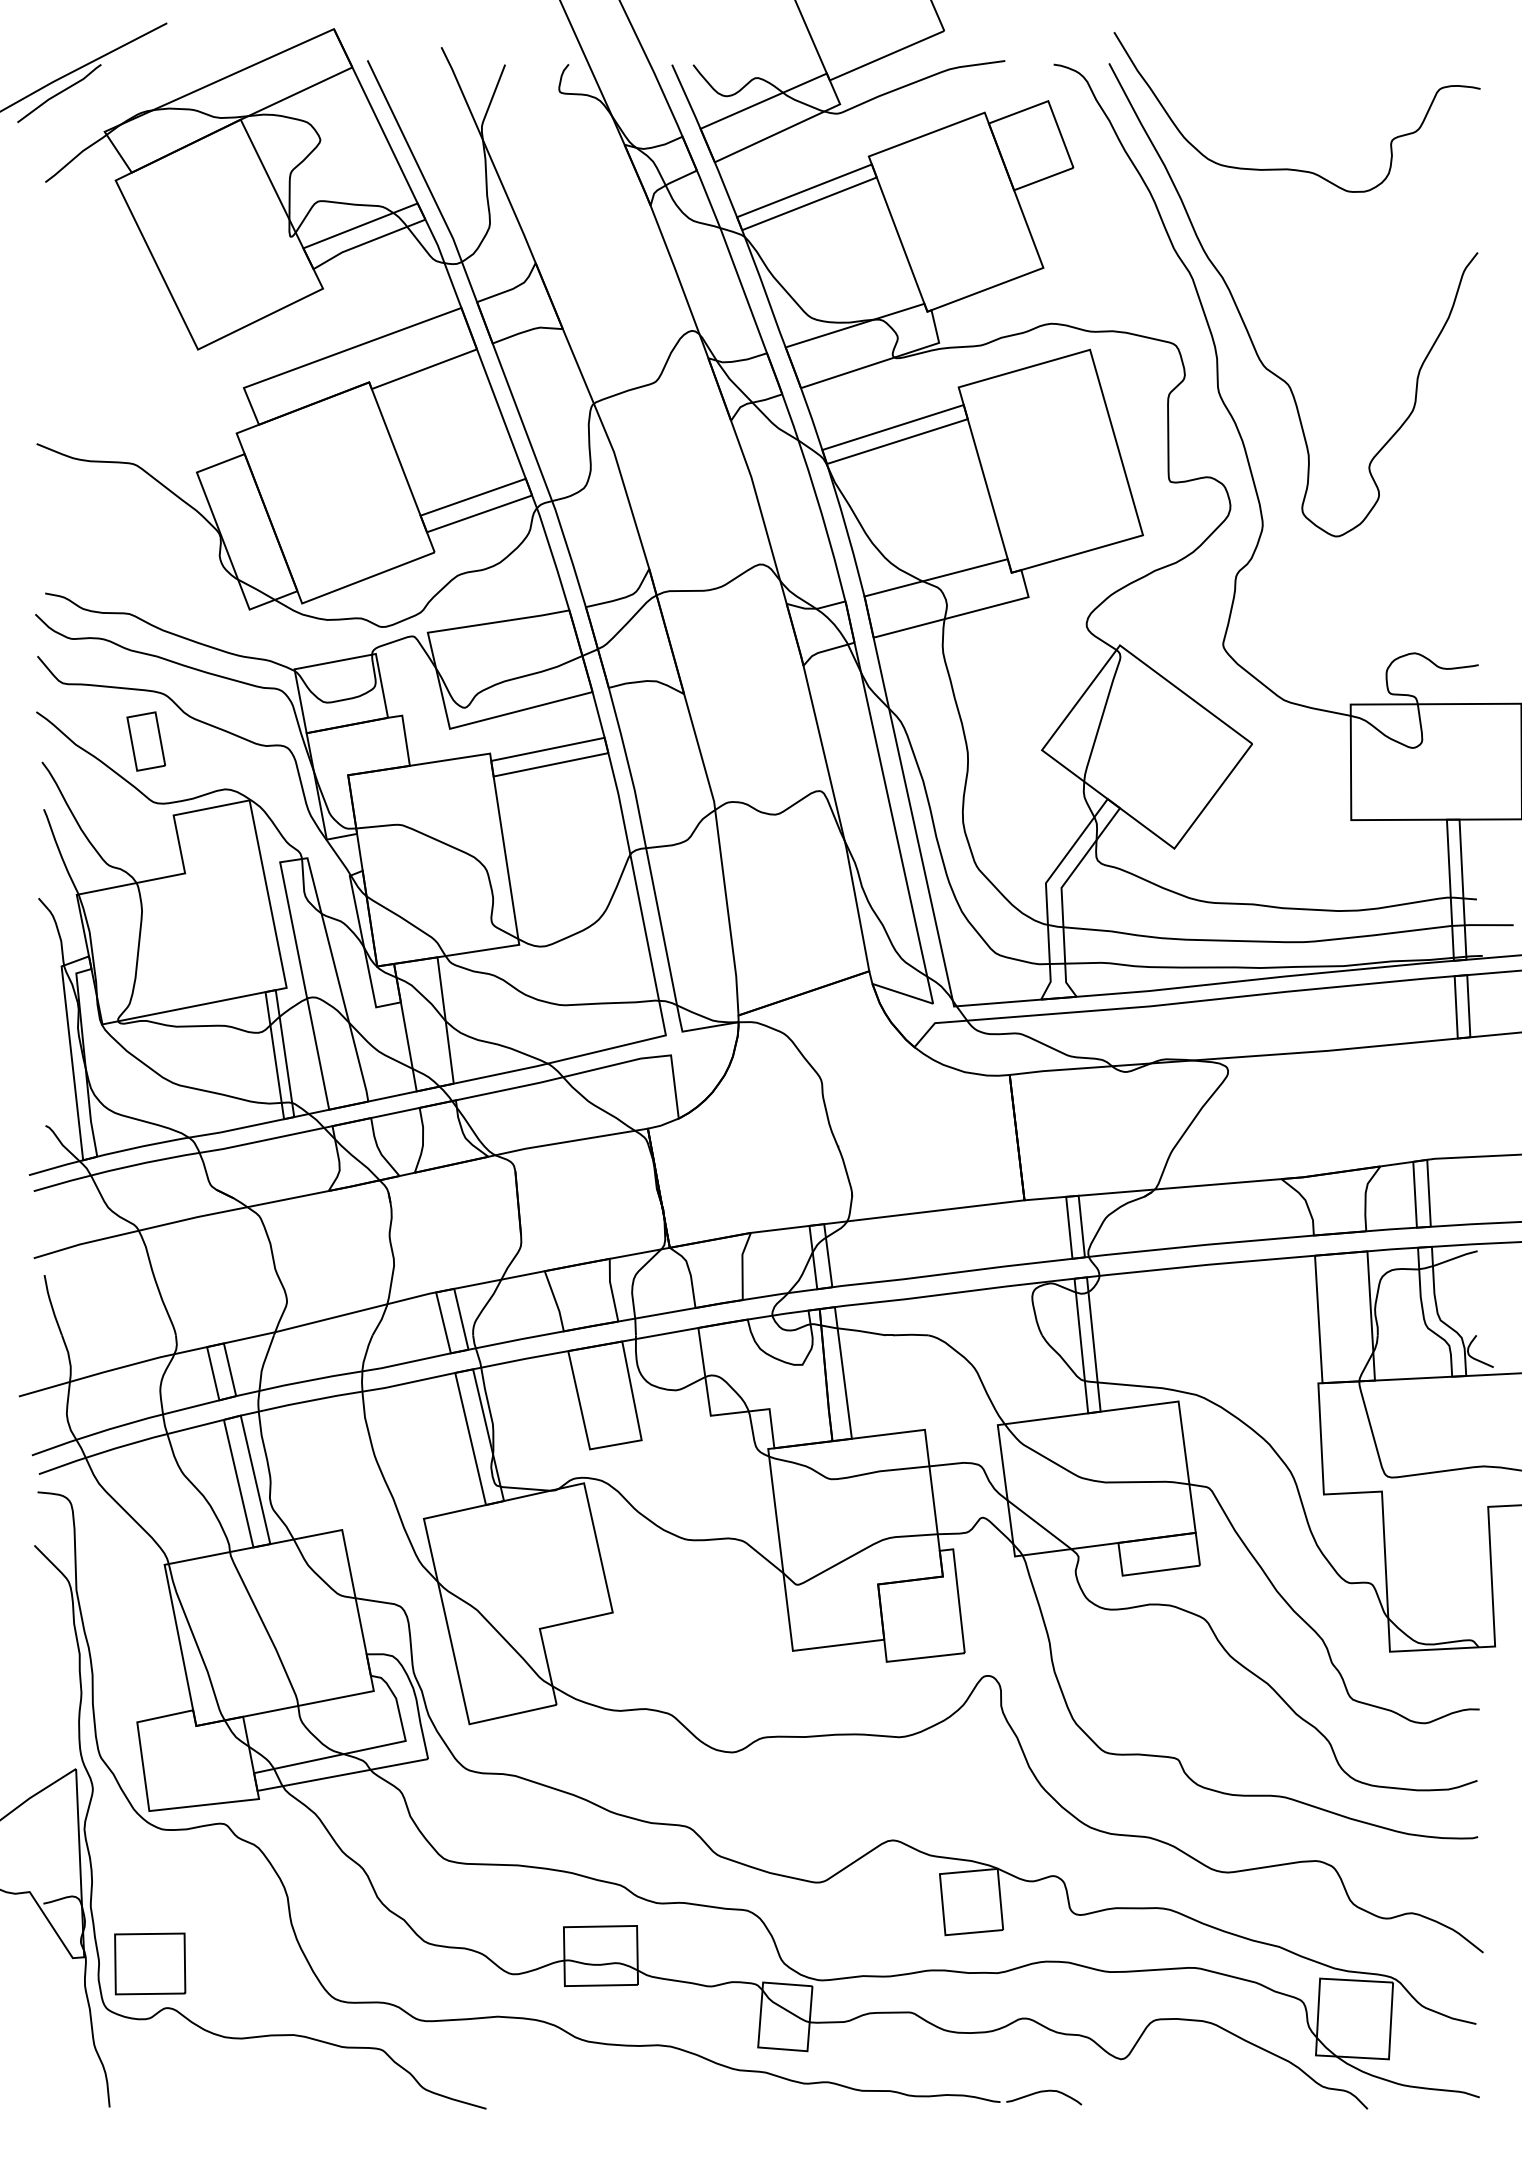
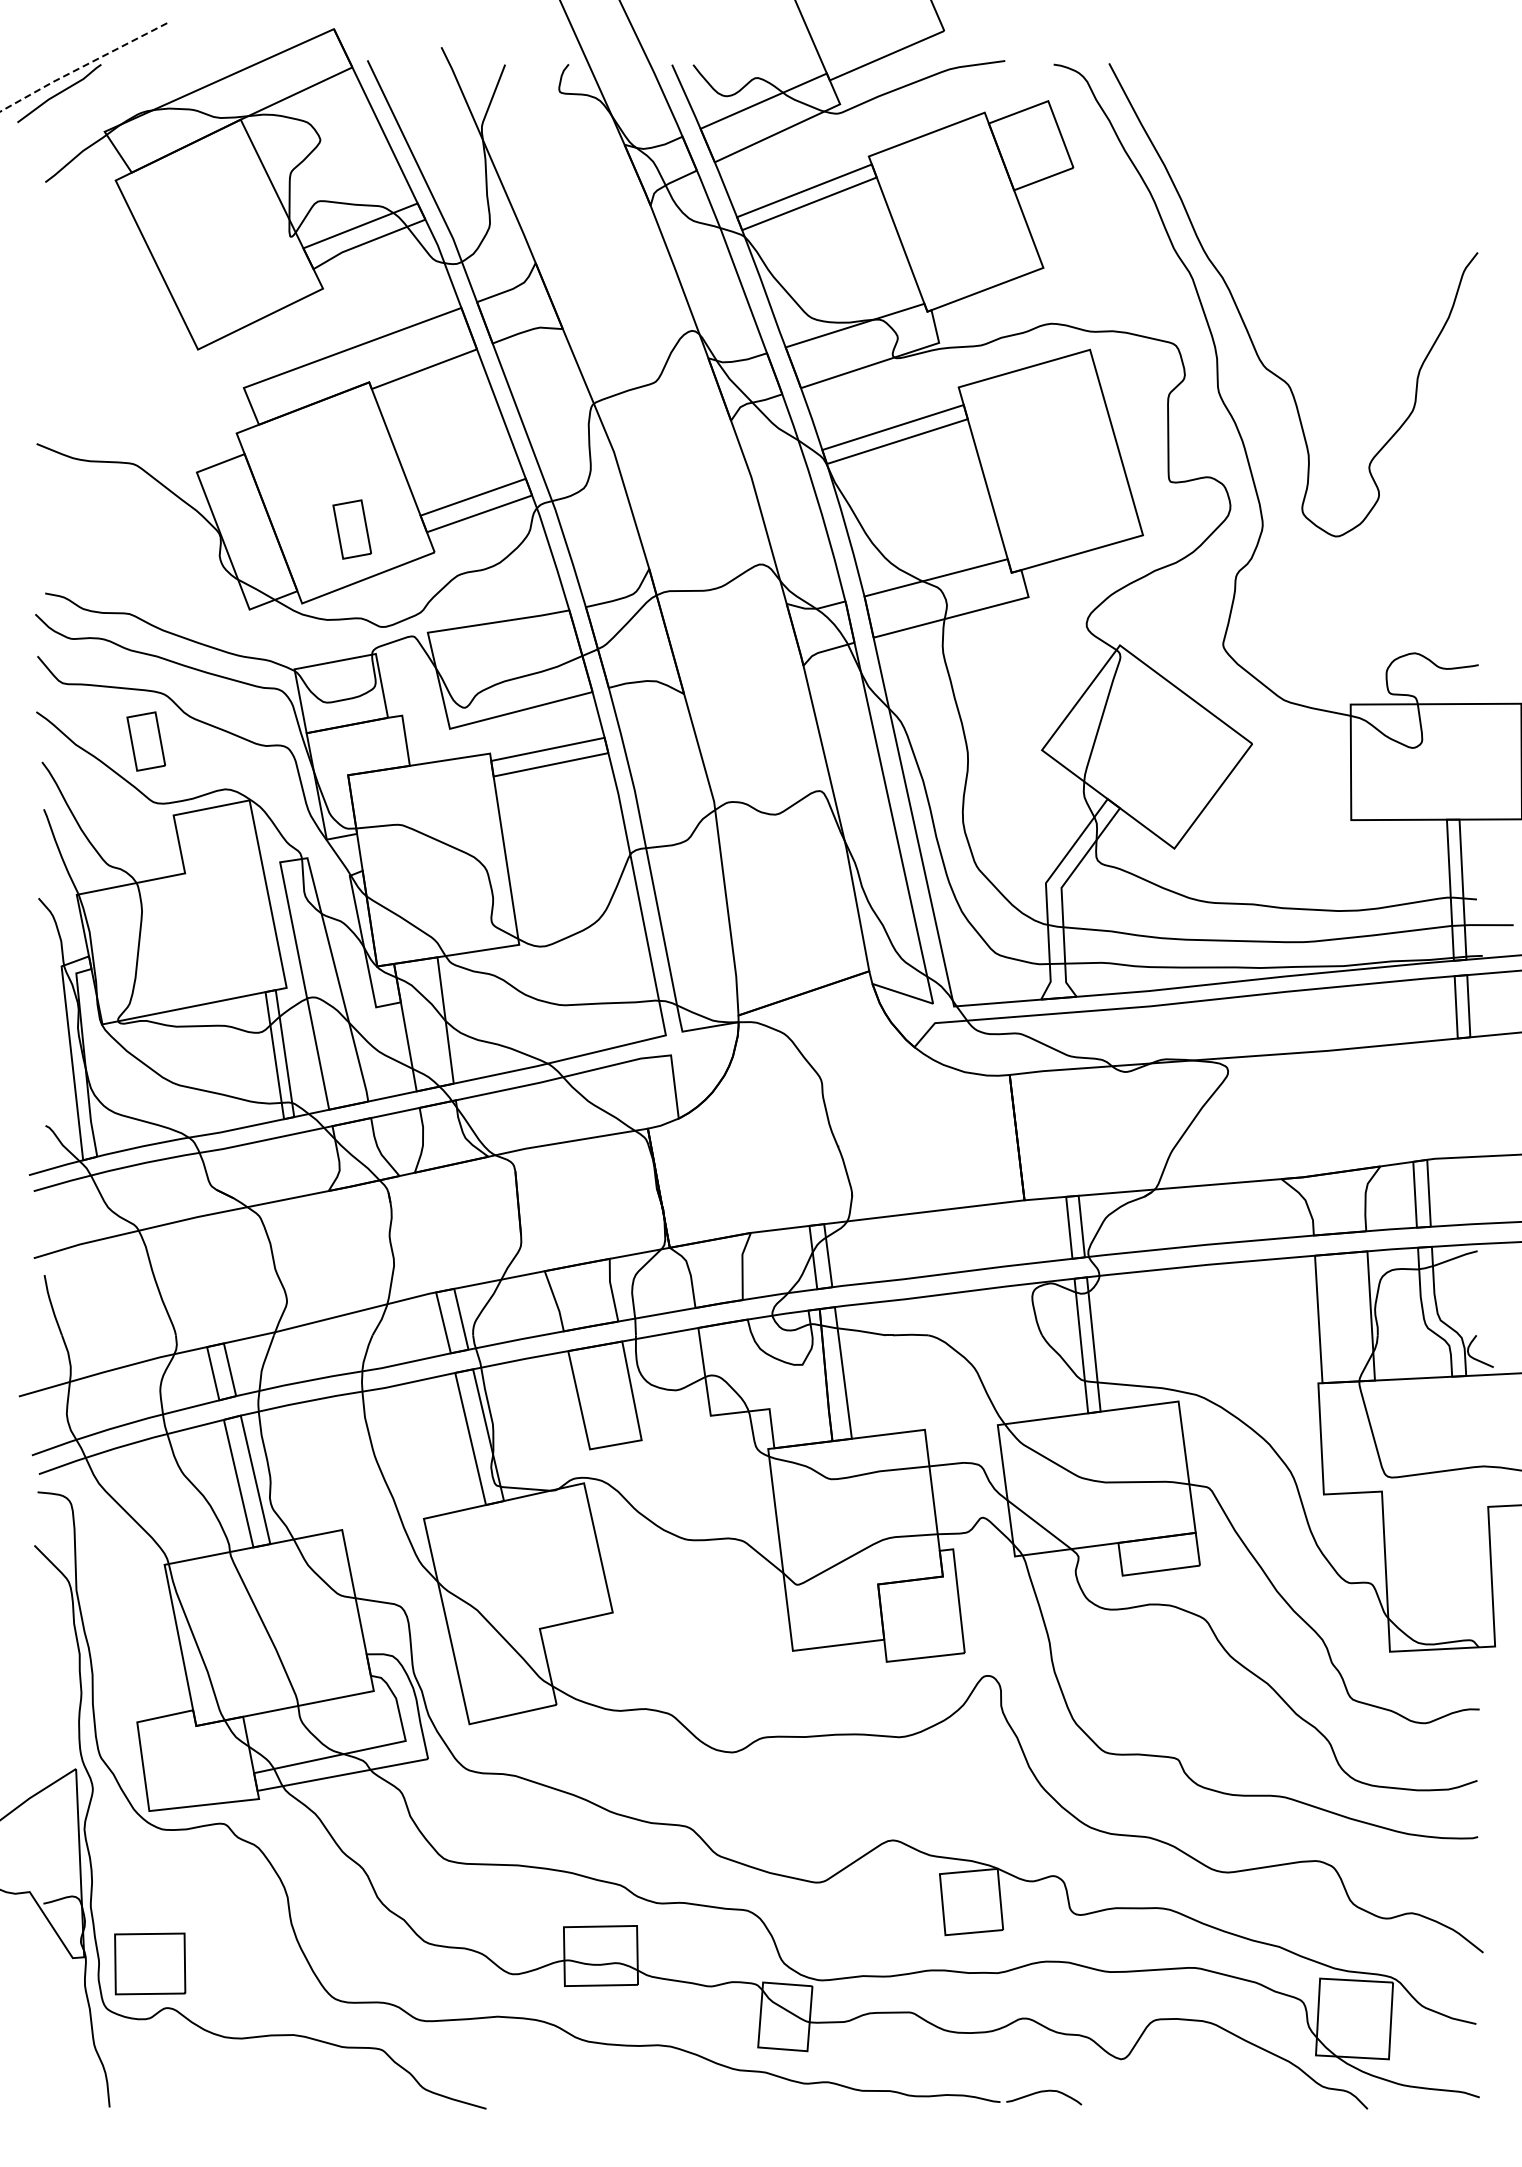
line: solid -> dashed (83, 66)
curve: present -> none (1291, 168)
part: none -> present (351, 529)
